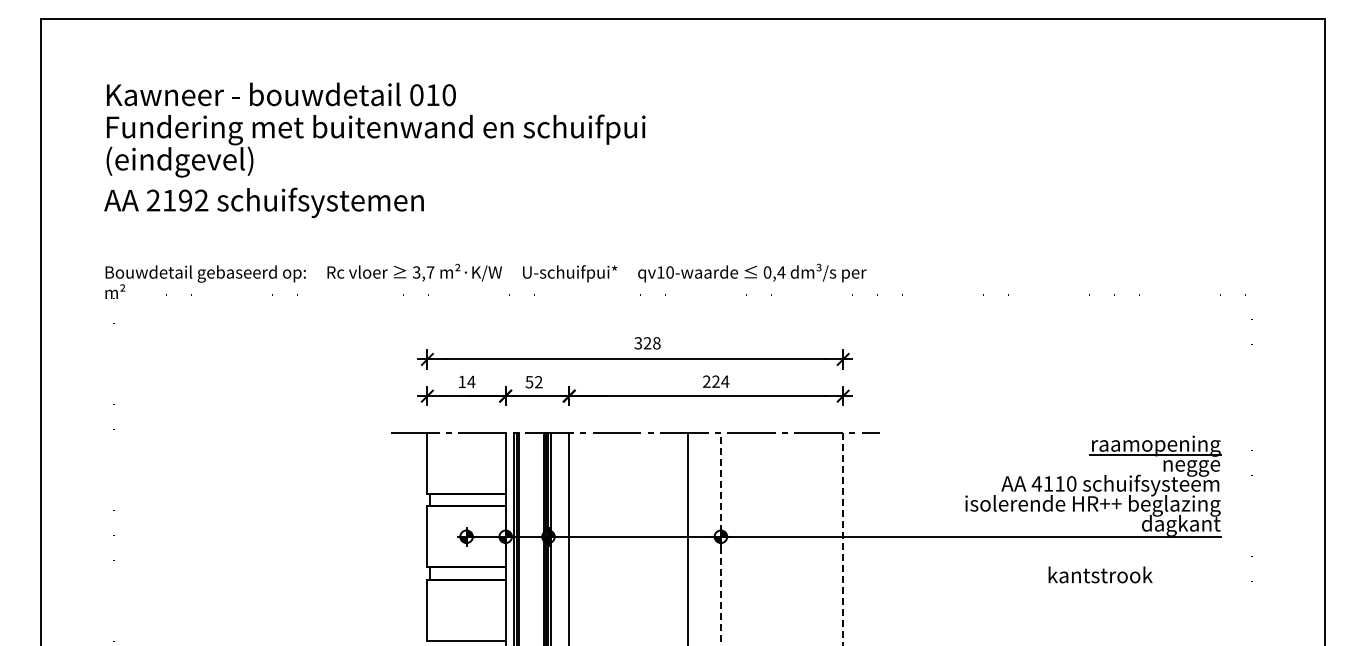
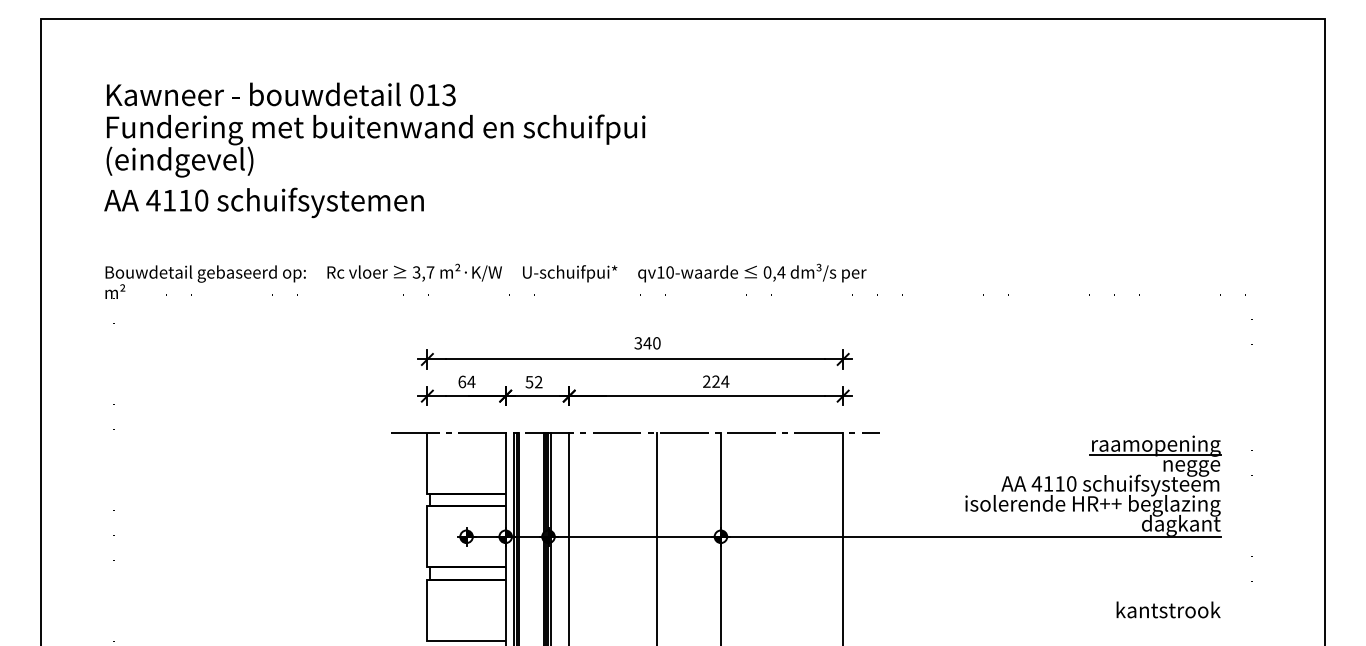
text: 010 -> 013 (448, 95)
text: 2192 -> 4110 (177, 200)
text: 328 -> 340 (651, 343)
text: 14 -> 64 (462, 381)
line position: (687, 537) -> (656, 537) (656, 537)
line: dashed -> solid (720, 538)
line: dashed -> solid (843, 539)
text position: (1100, 574) -> (1168, 609) (1168, 609)
